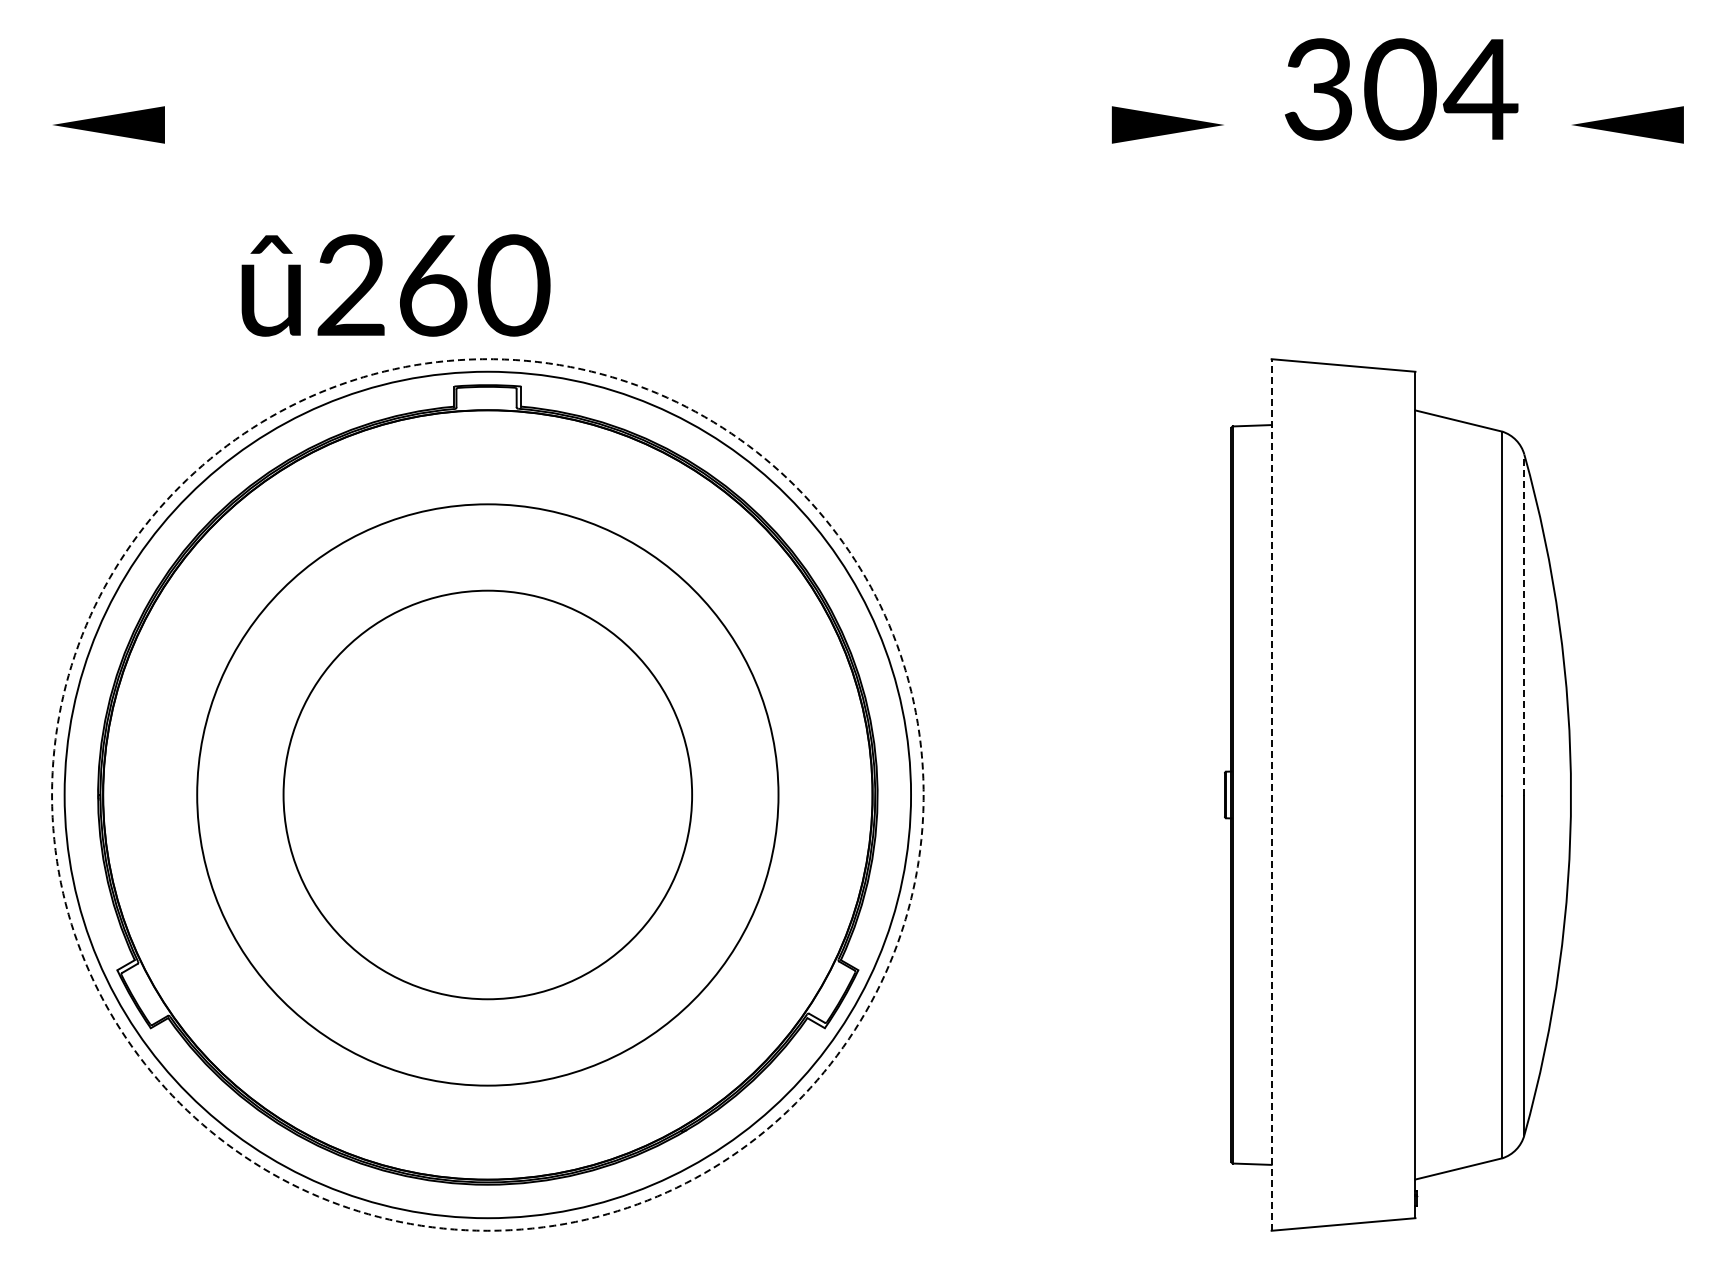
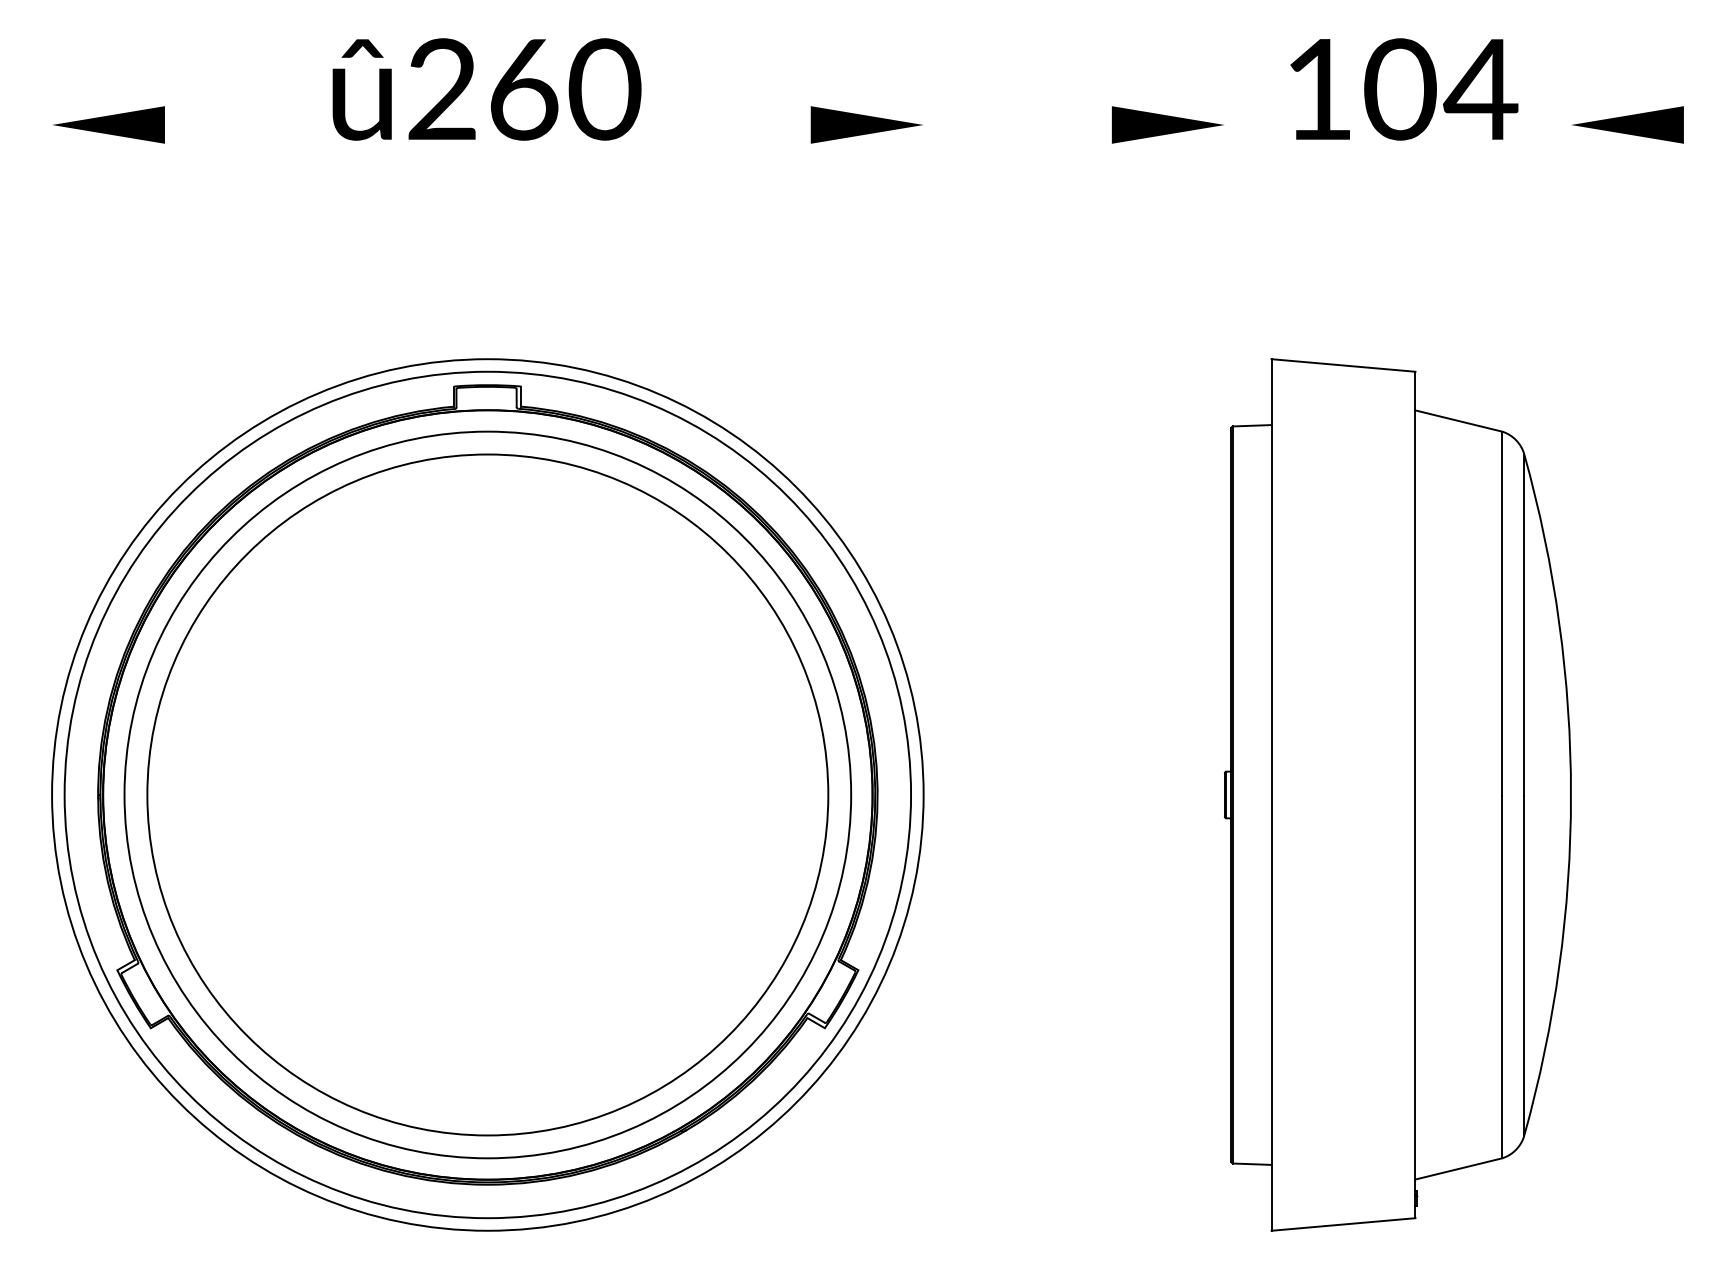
text: 304 -> 104 (1318, 89)
part: none -> present (866, 124)
text position: (395, 285) -> (486, 89) (486, 89)
line: dashed -> solid (1524, 625)
circle diameter: 409 px -> 681 px (487, 794)
circle diameter: 581 px -> 727 px (487, 794)
circle: dashed -> solid (487, 794)
line: dashed -> solid (1271, 794)
